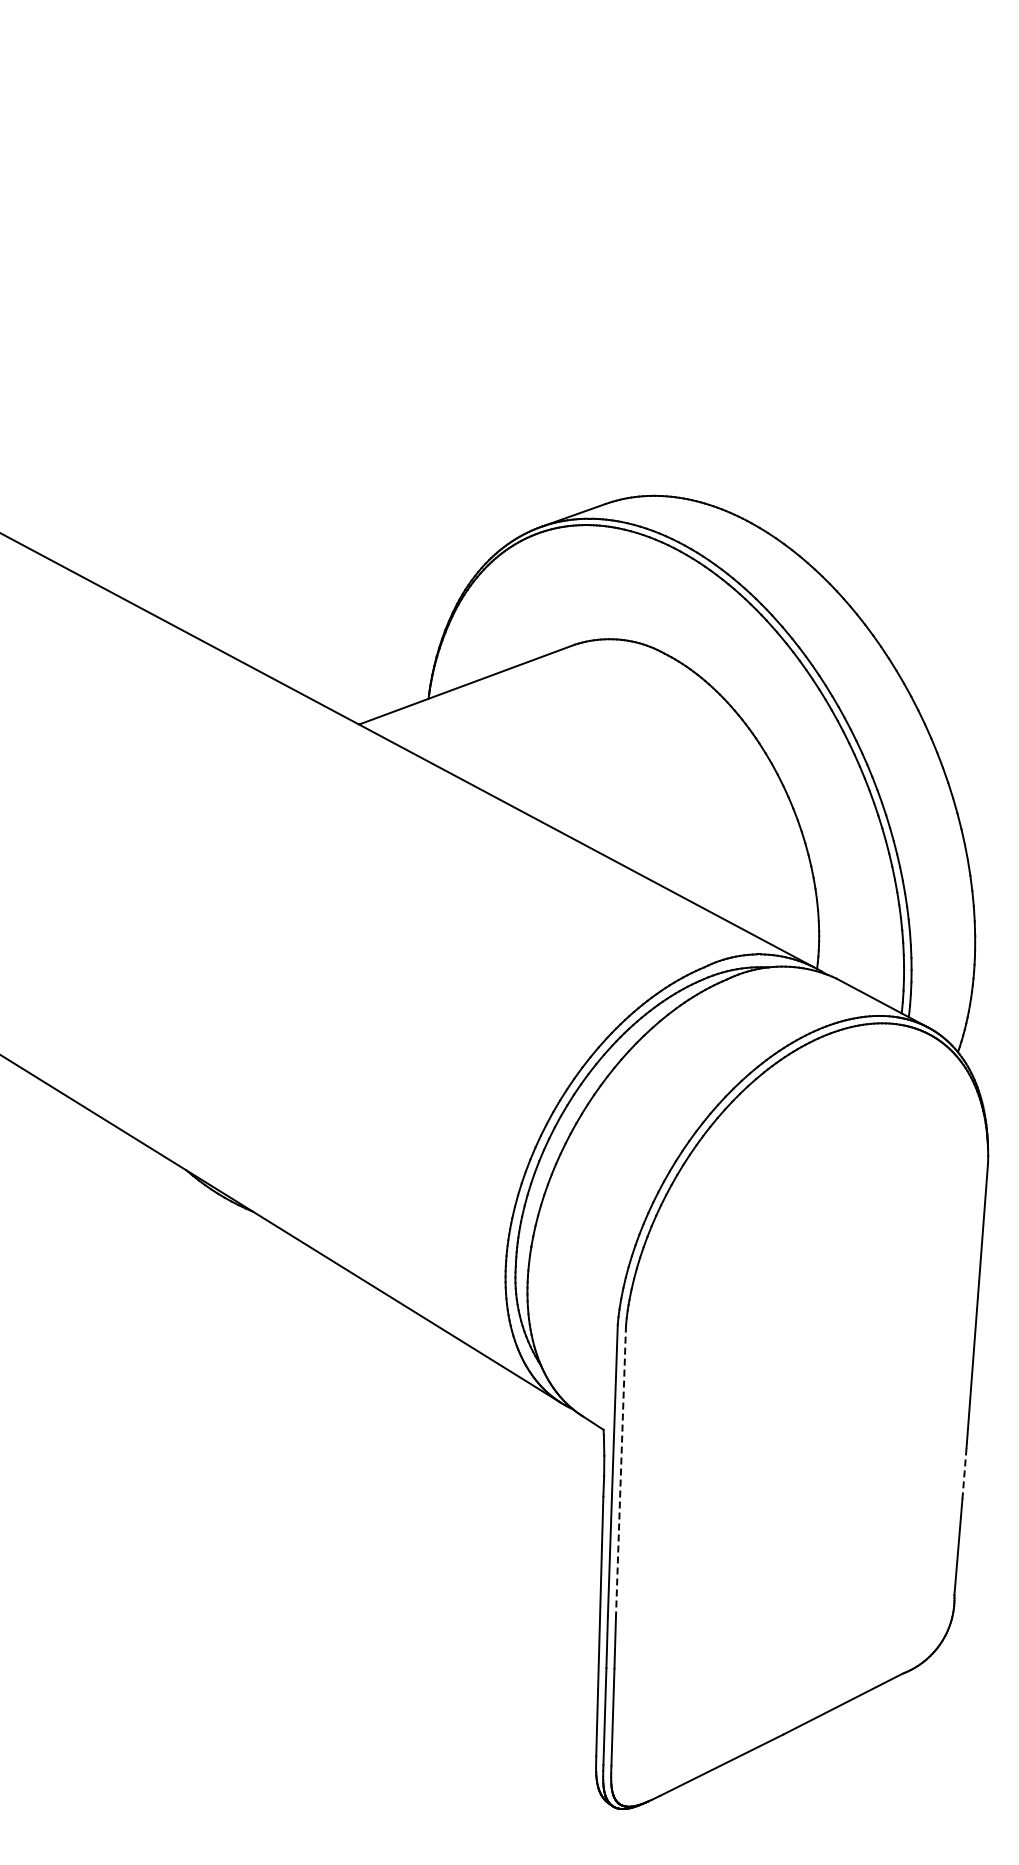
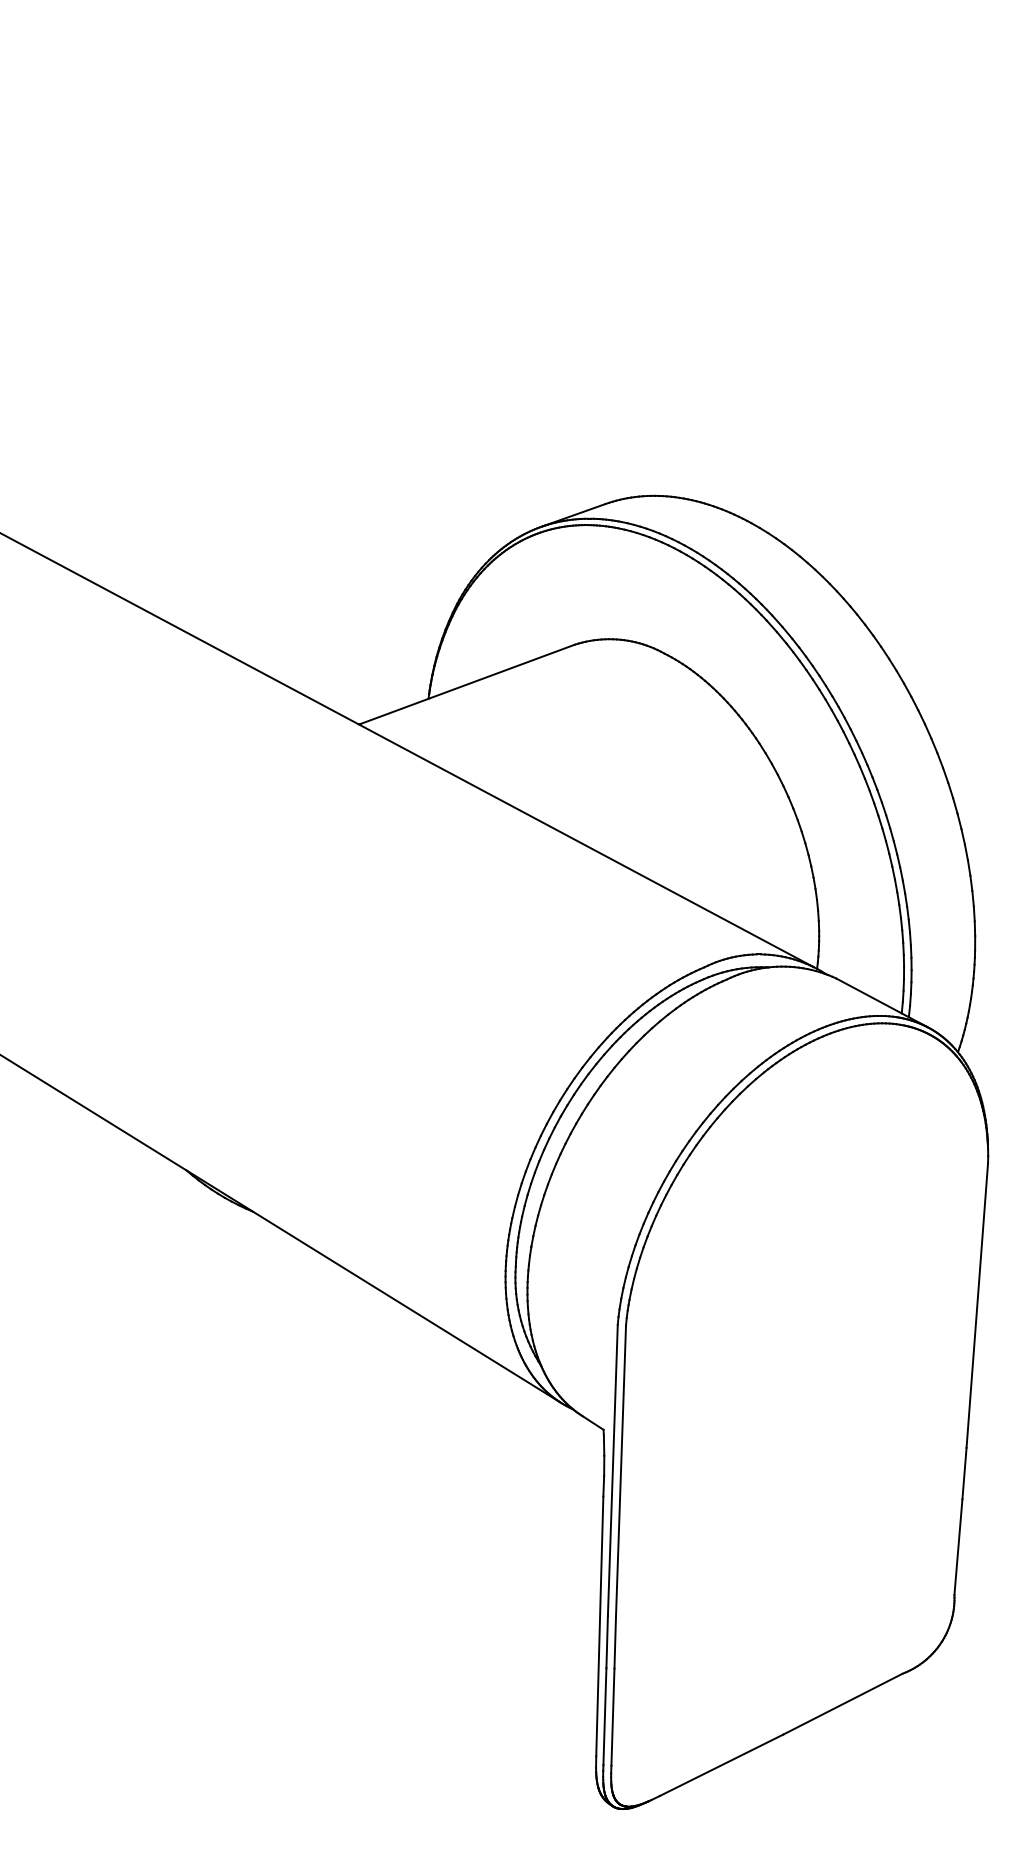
line: dashed -> solid (621, 1471)
line: dashed -> solid (964, 1473)
